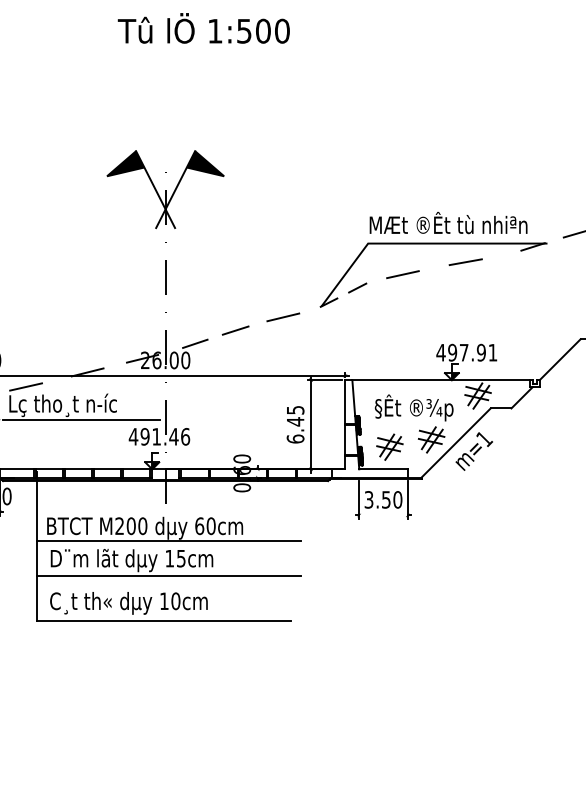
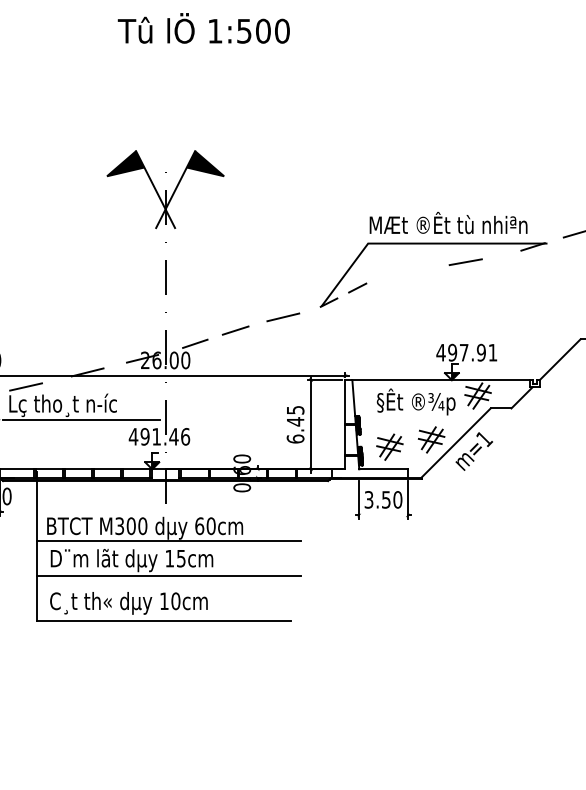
line: present -> none (402, 274)
text position: (413, 407) -> (415, 401) (415, 401)
text: M200 -> M300 (119, 526)
